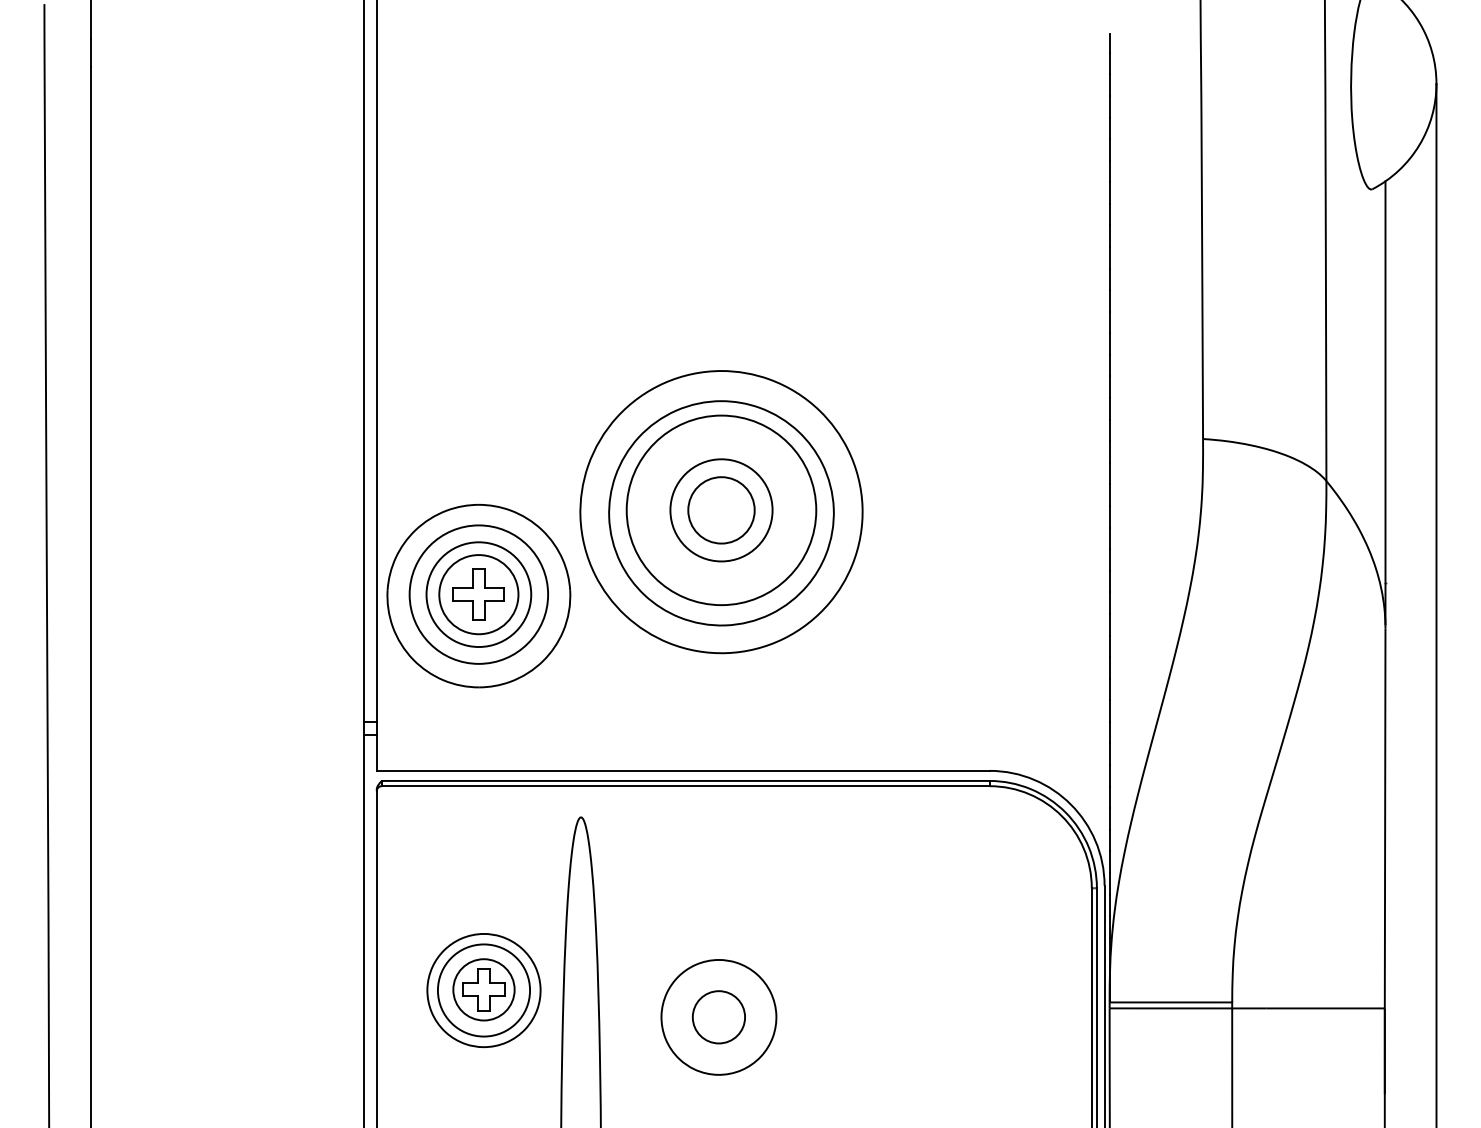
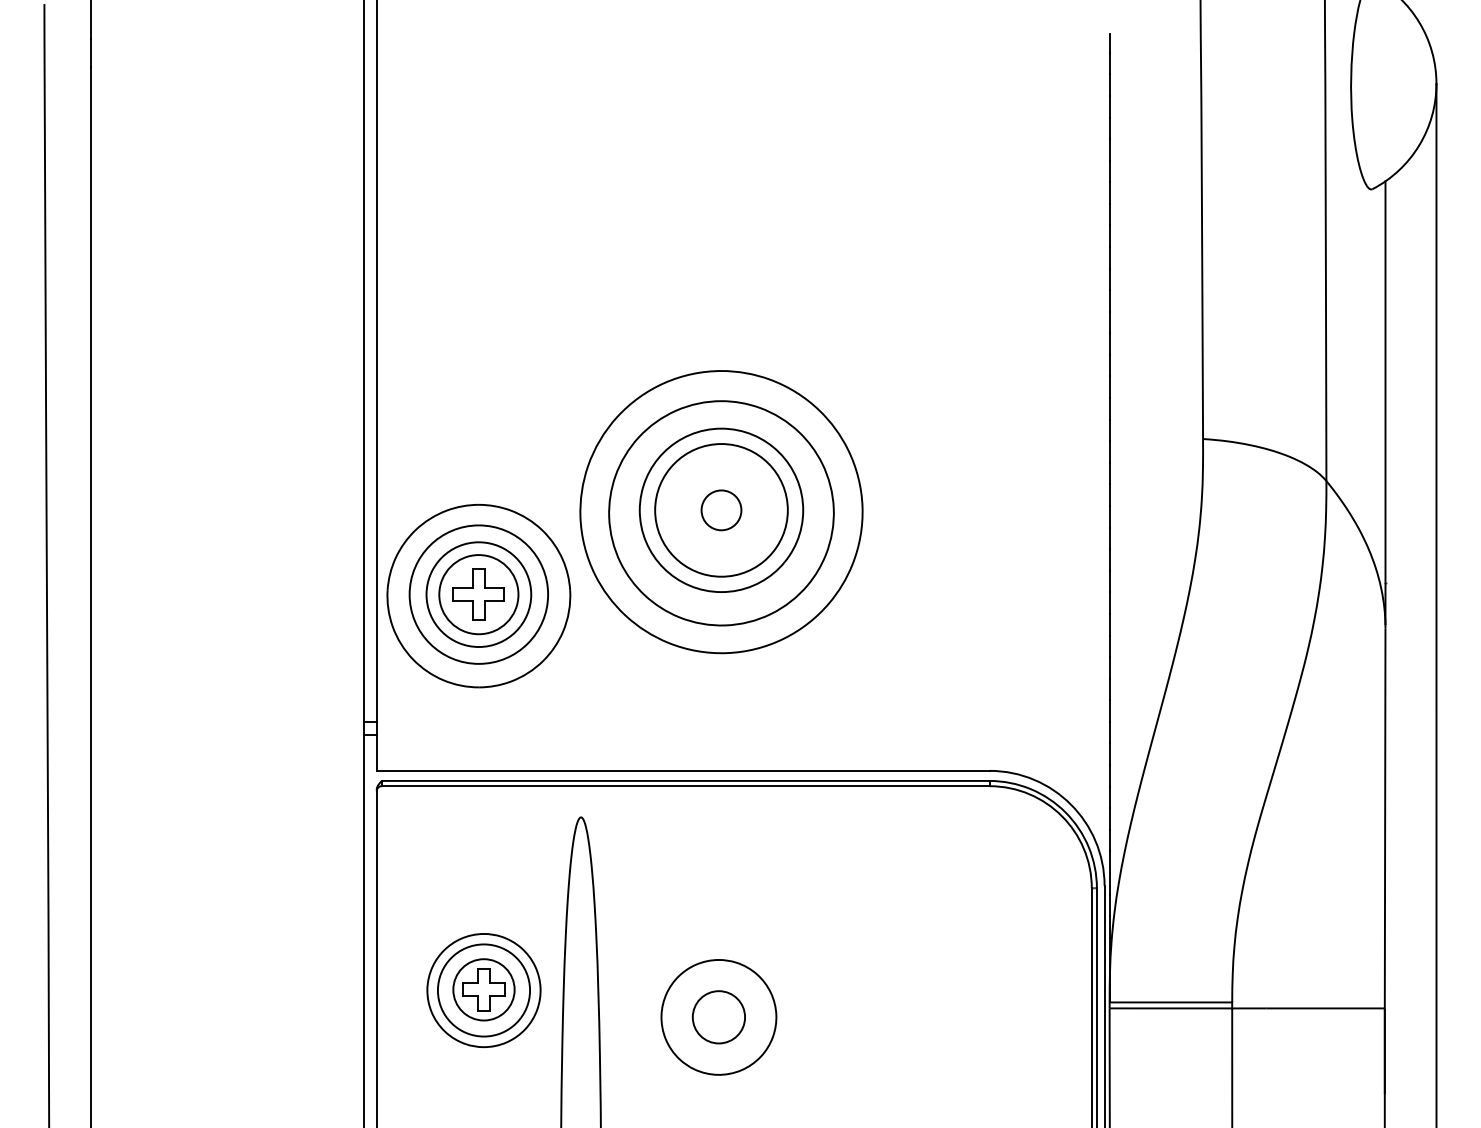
circle diameter: 102 px -> 163 px (721, 510)
circle diameter: 190 px -> 133 px (721, 510)
circle diameter: 66 px -> 40 px (721, 510)
